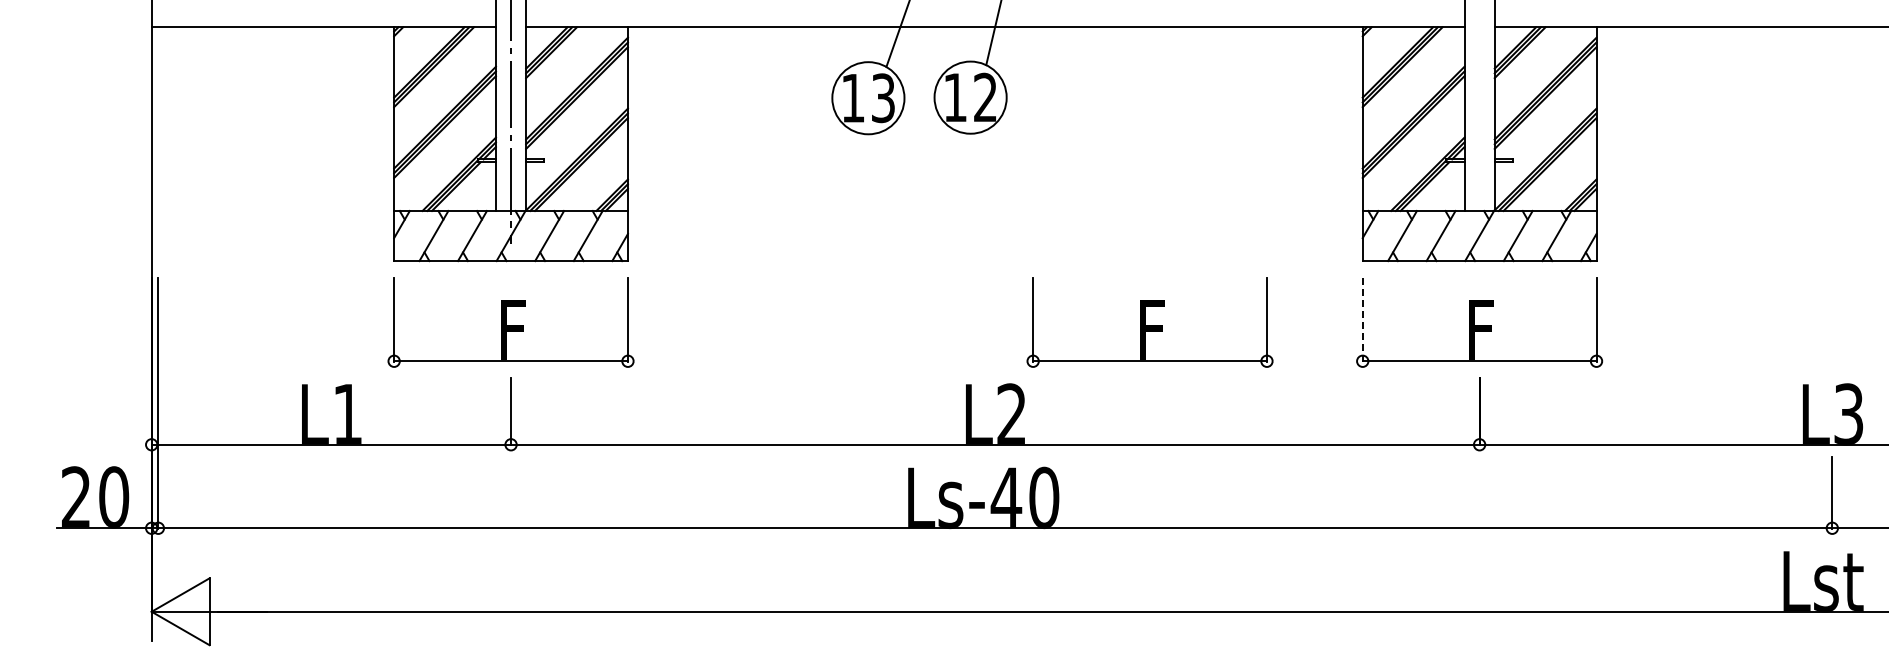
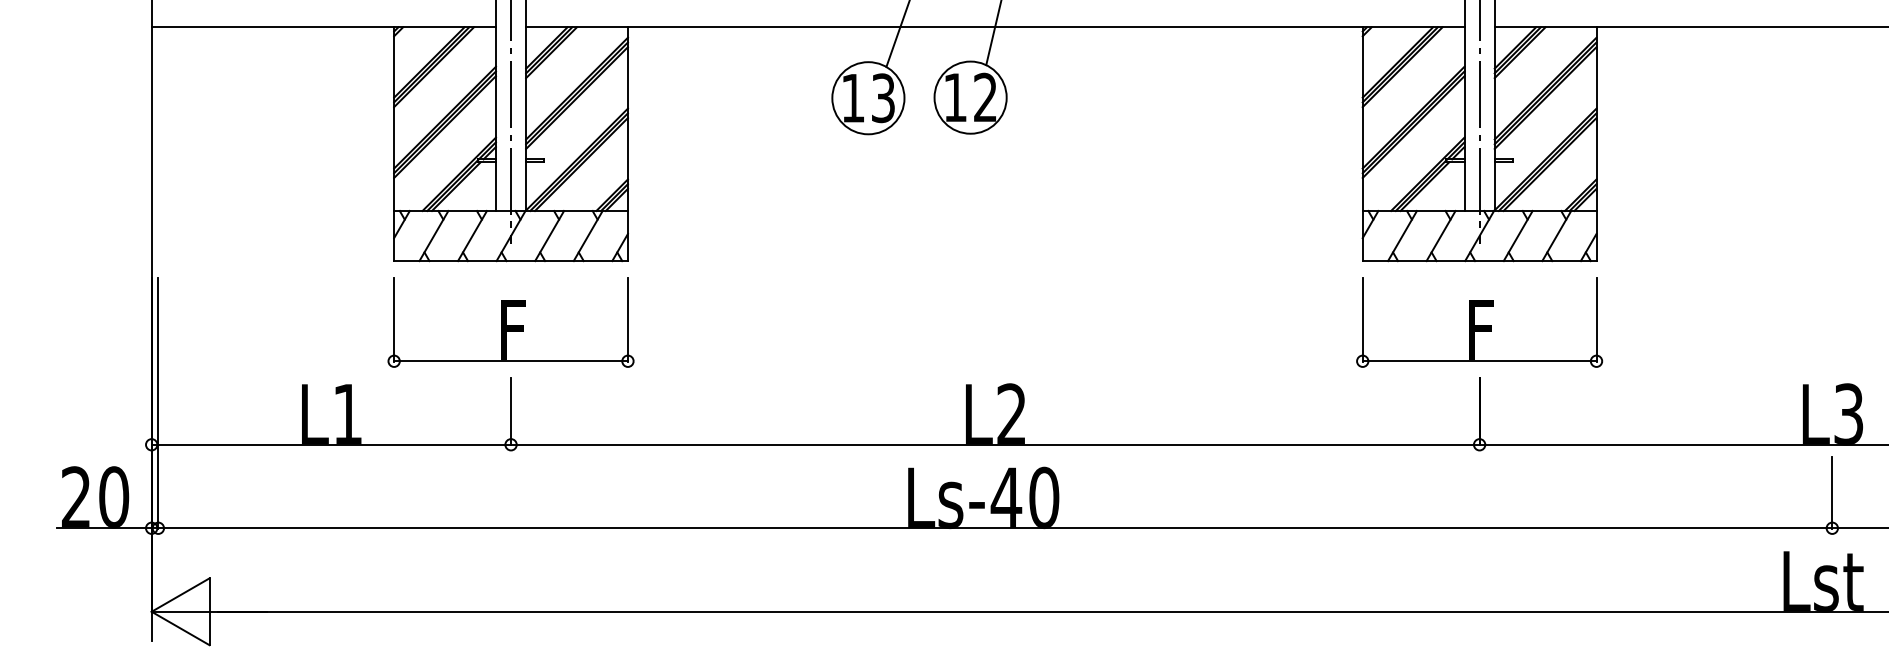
line: none -> present (1479, 123)
line: dashed -> solid (1362, 319)
part: present -> none (1149, 322)
